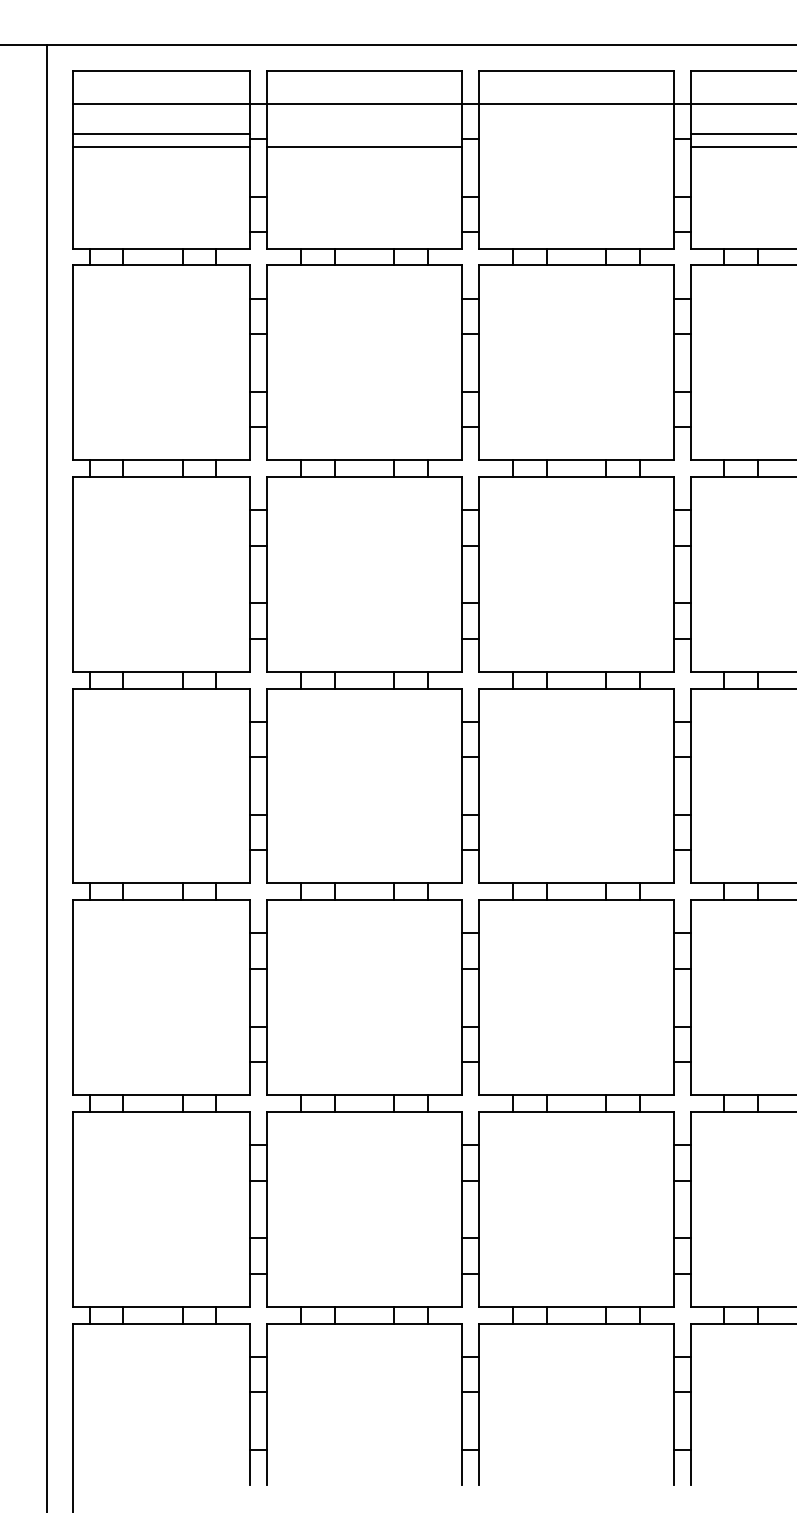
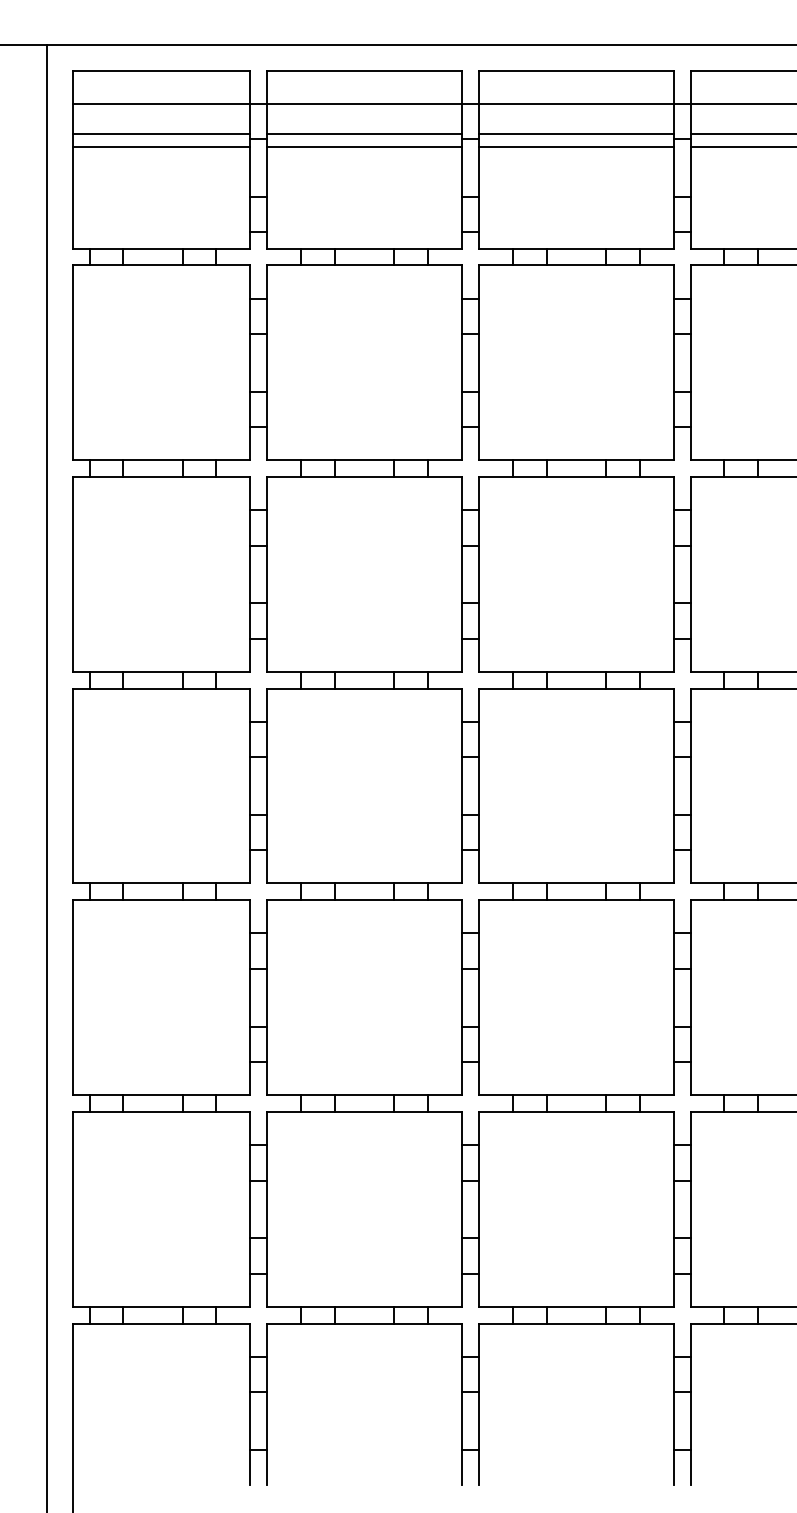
line: none -> present (364, 134)
line: none -> present (575, 134)
line: none -> present (575, 147)
